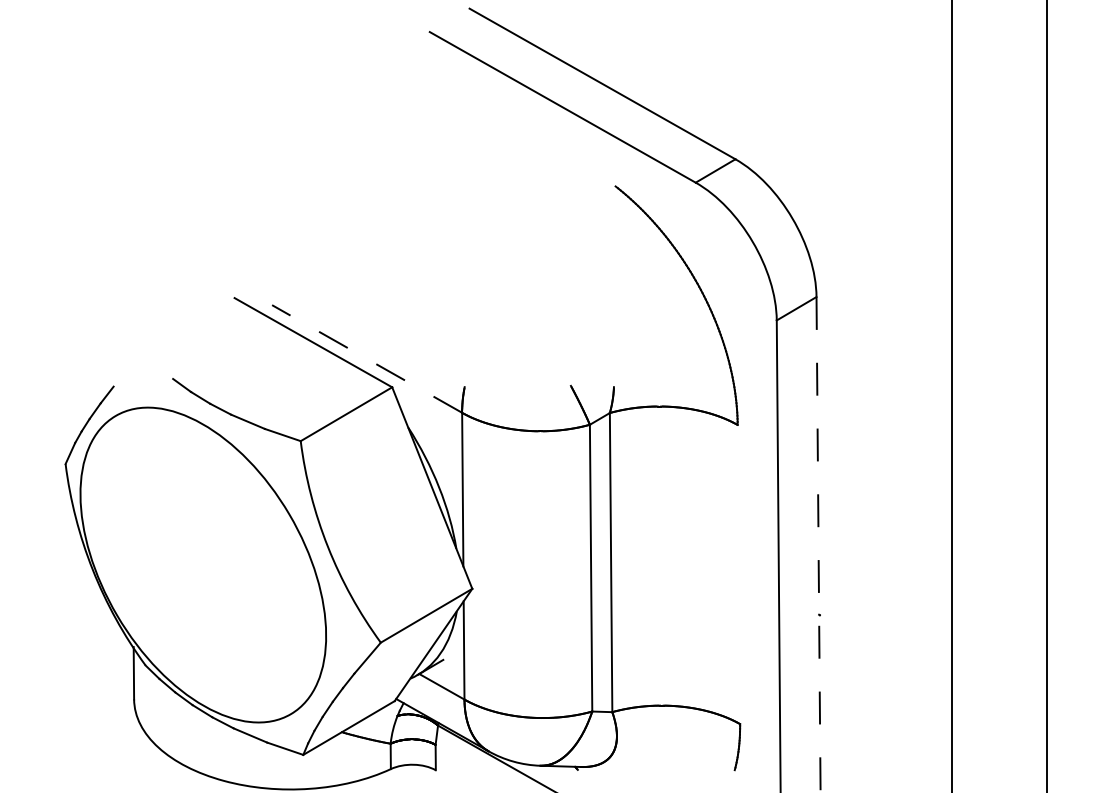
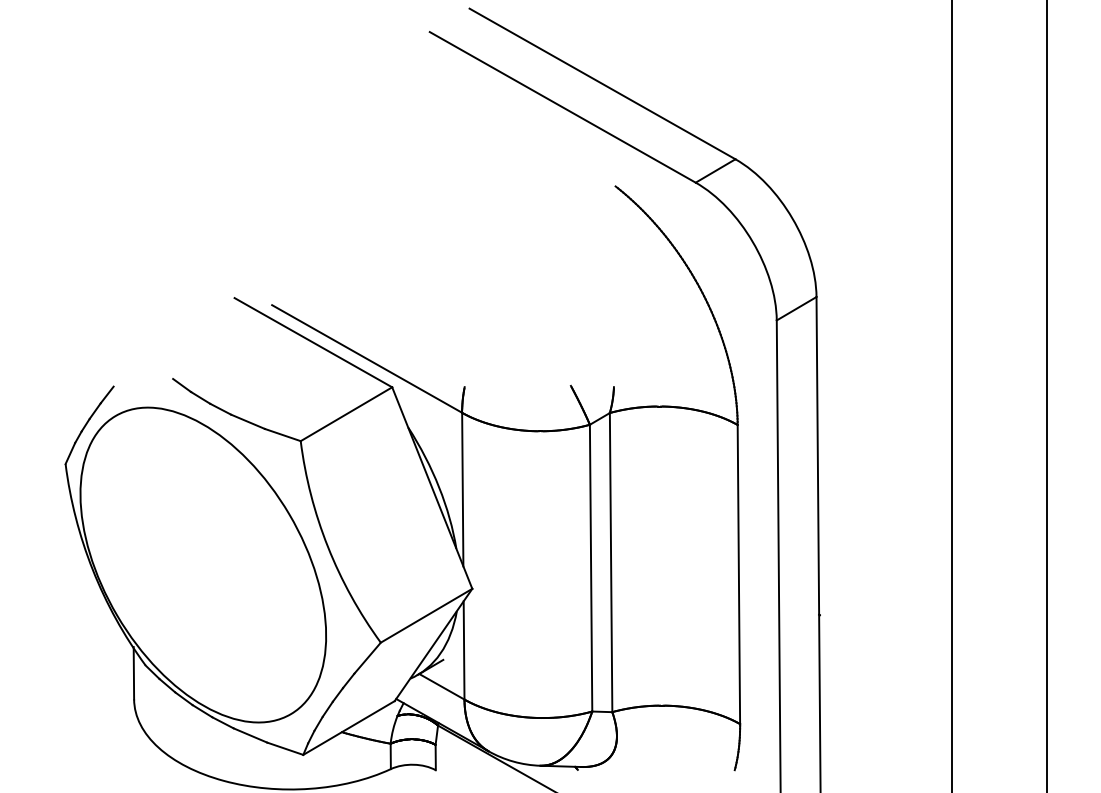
line: dashed -> solid (366, 358)
line: dashed -> solid (818, 544)
line: none -> present (738, 574)
